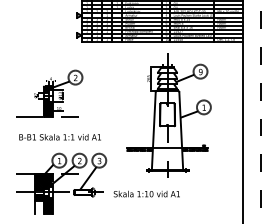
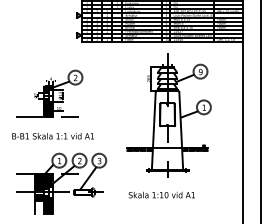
line: dashed -> solid (260, 112)
text position: (59, 137) -> (52, 136) (52, 136)
text position: (146, 193) -> (161, 194) (161, 194)
